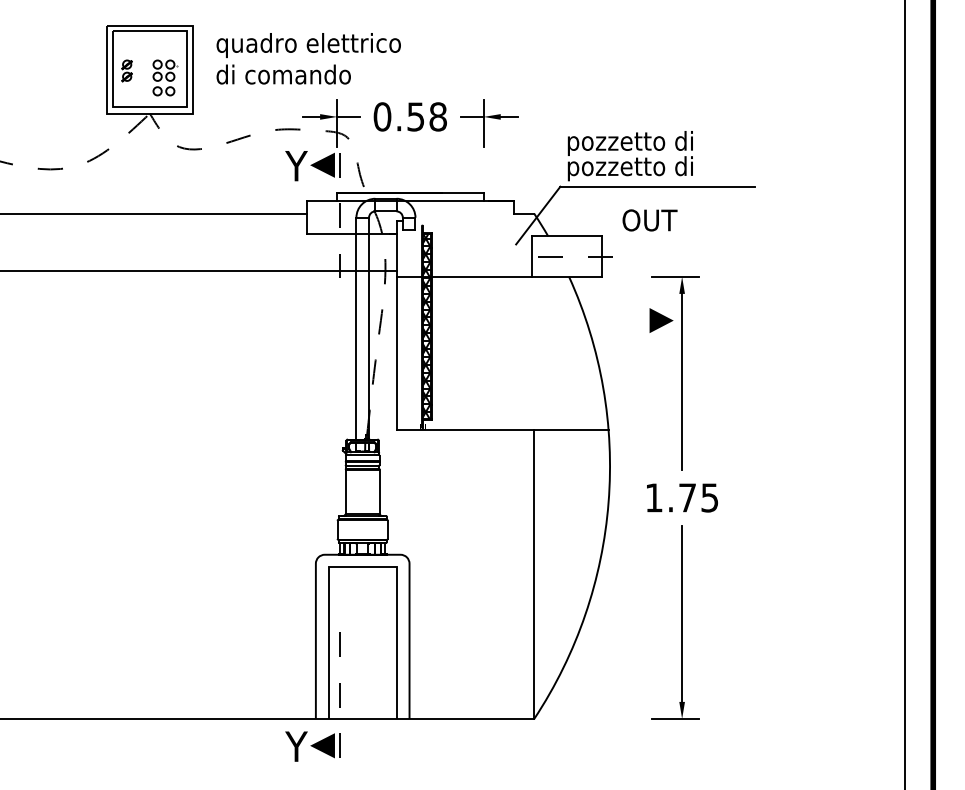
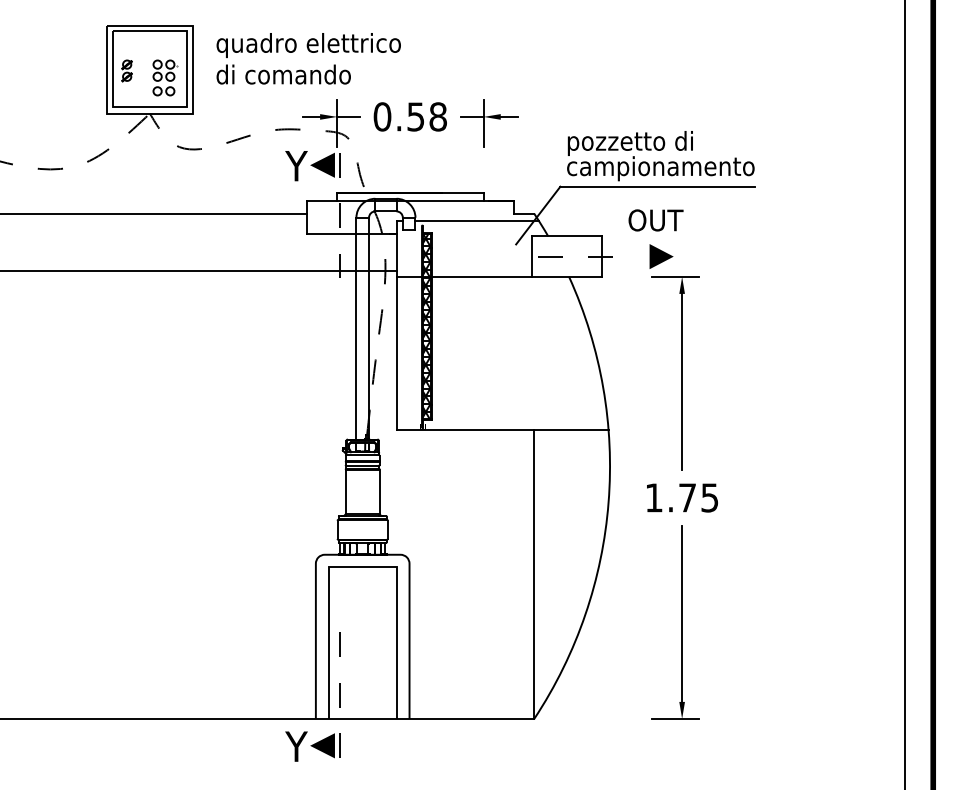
text: pozzetto di -> campionamento (660, 168)
line: none -> present (476, 220)
text position: (649, 220) -> (655, 220) (655, 220)
line position: (661, 320) -> (661, 256) (661, 256)
